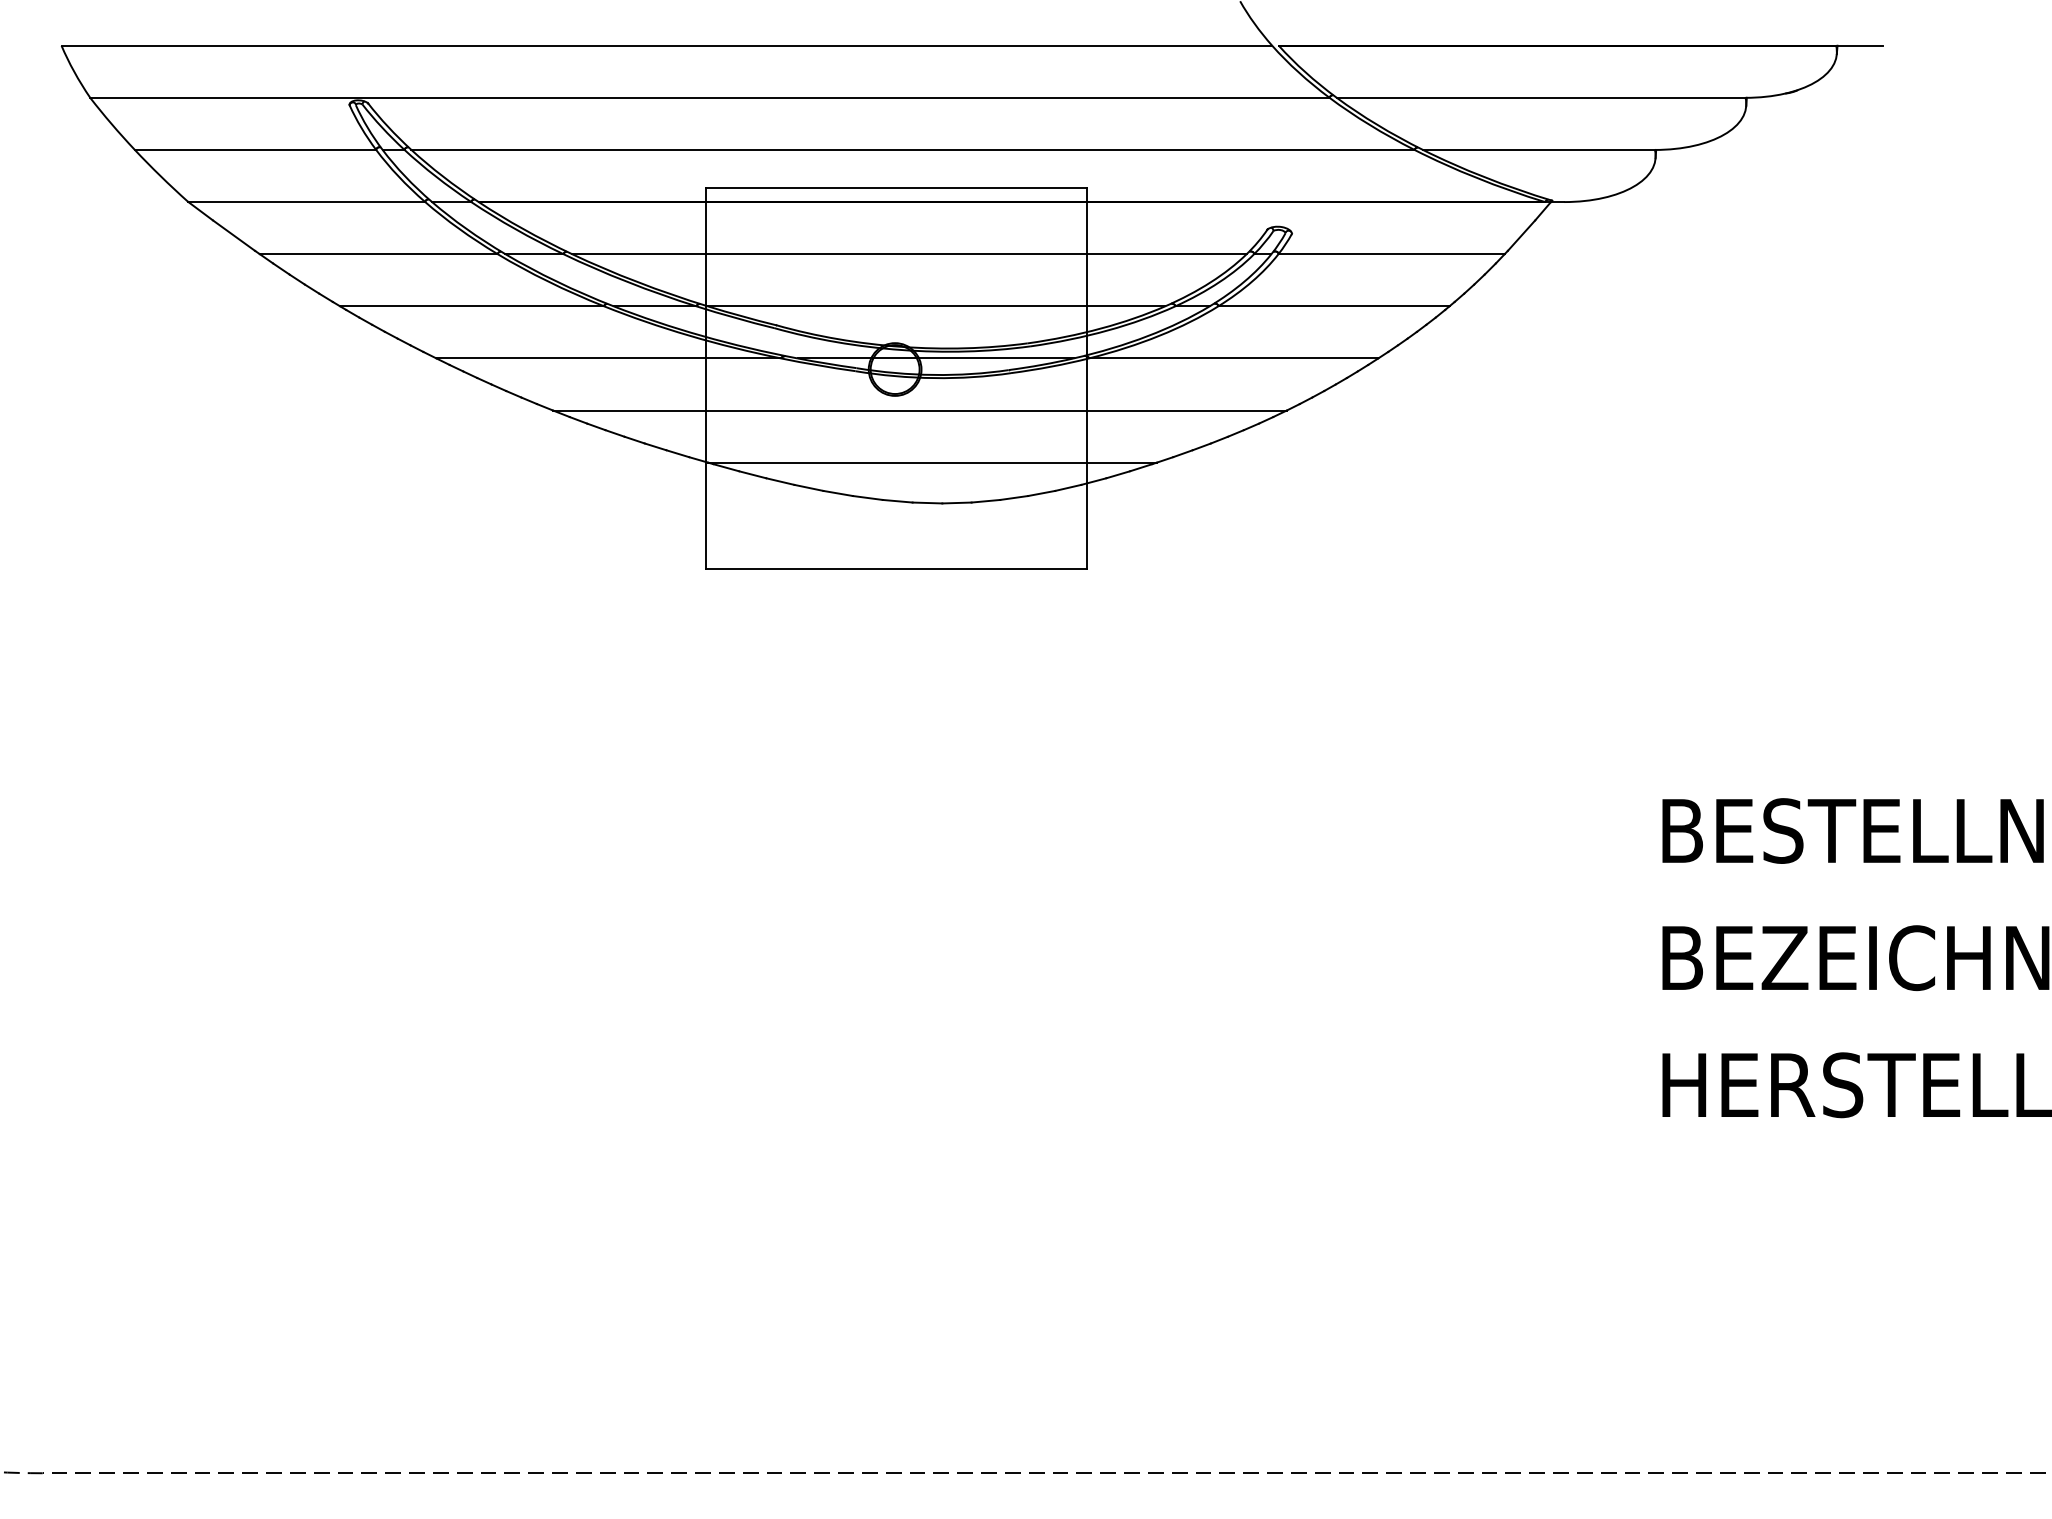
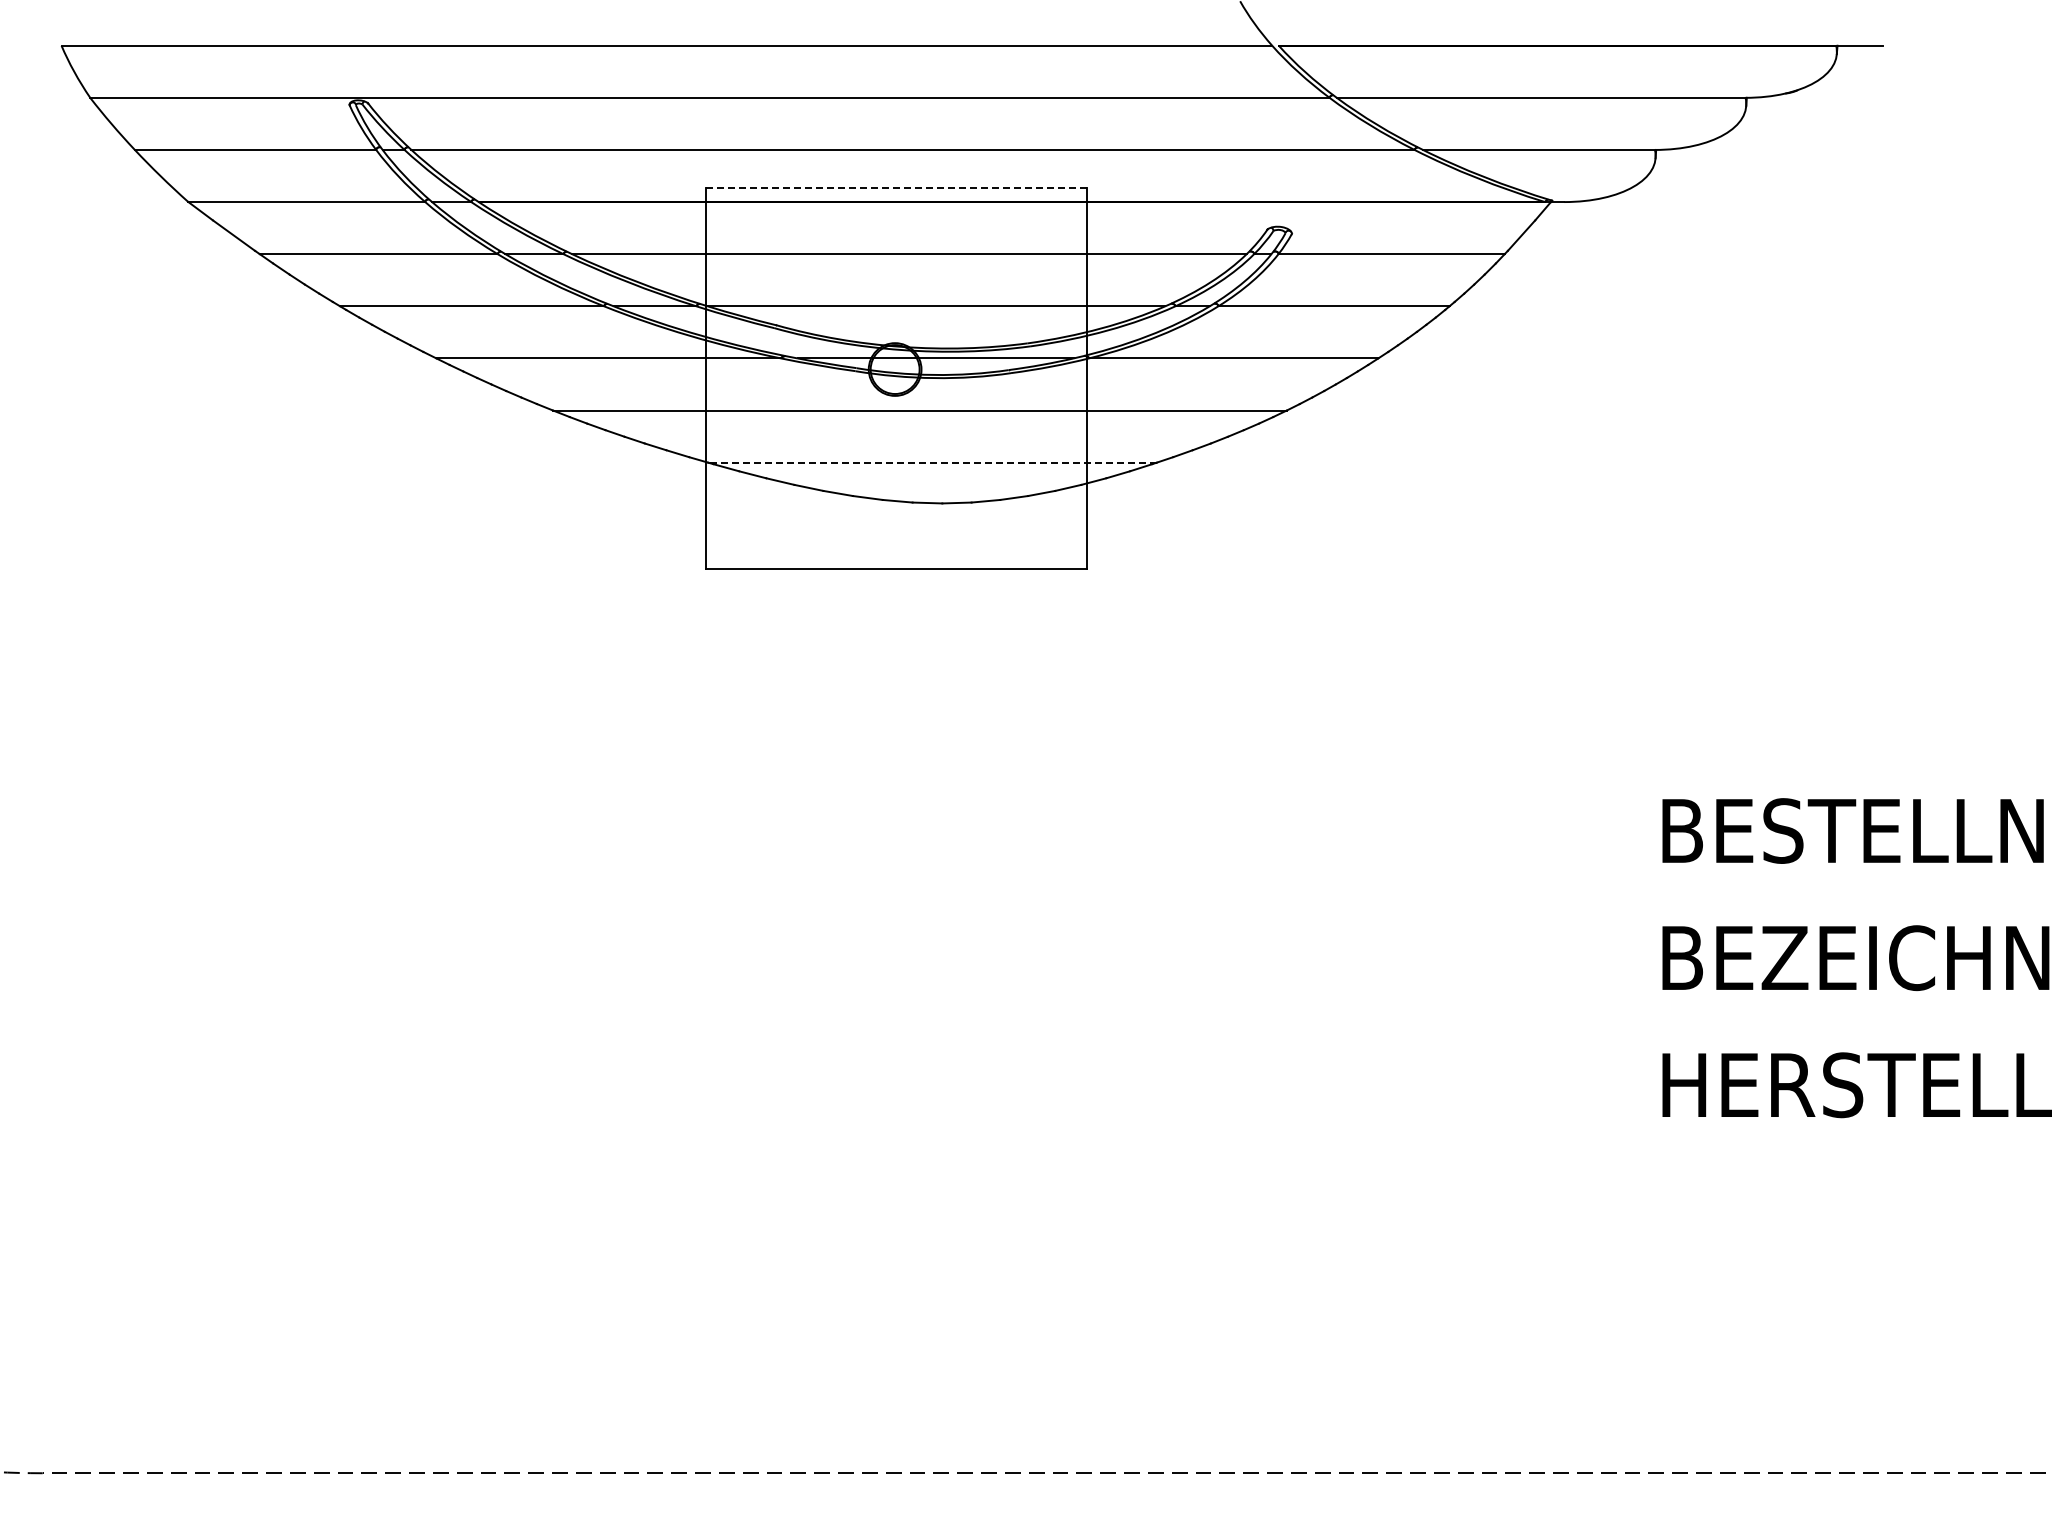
line: solid -> dashed (896, 187)
line: solid -> dashed (932, 462)
